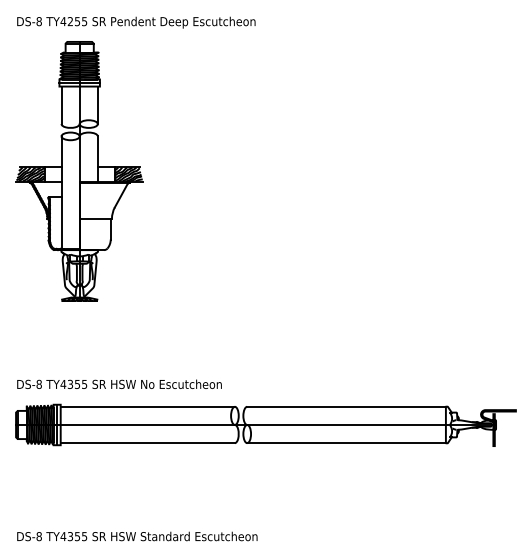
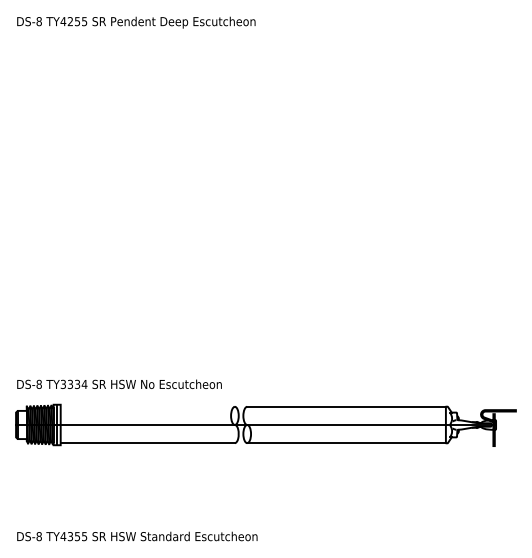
part: present -> none (79, 171)
text: TY4355 -> TY3334 (73, 383)
line: present -> none (147, 406)
